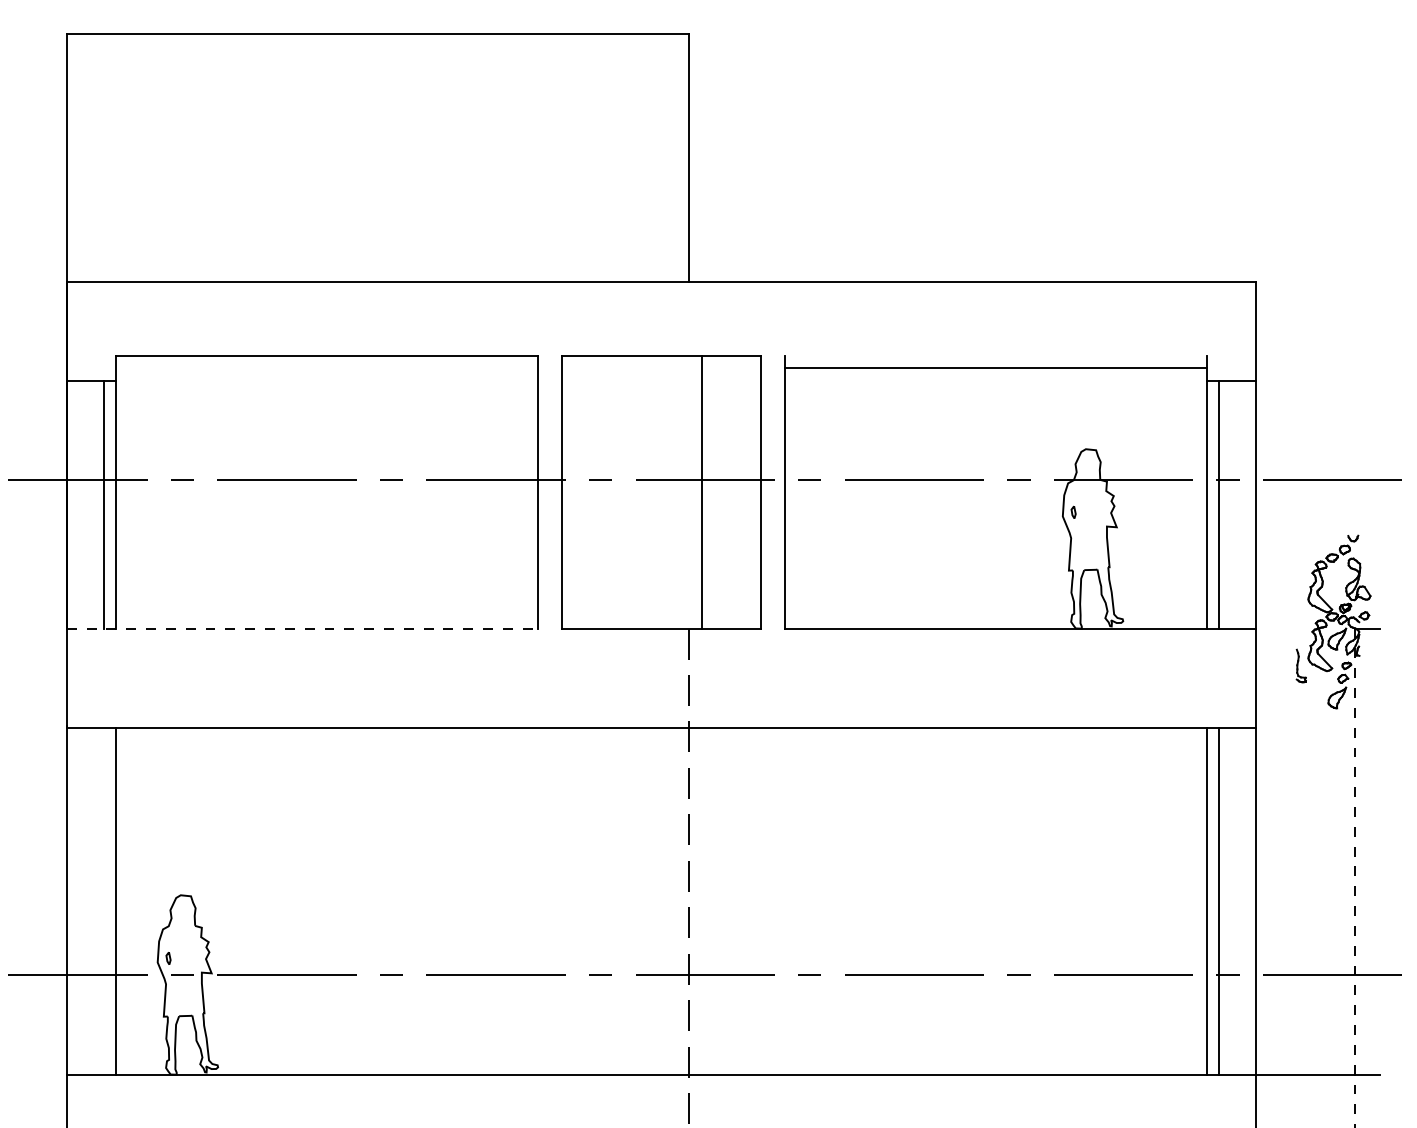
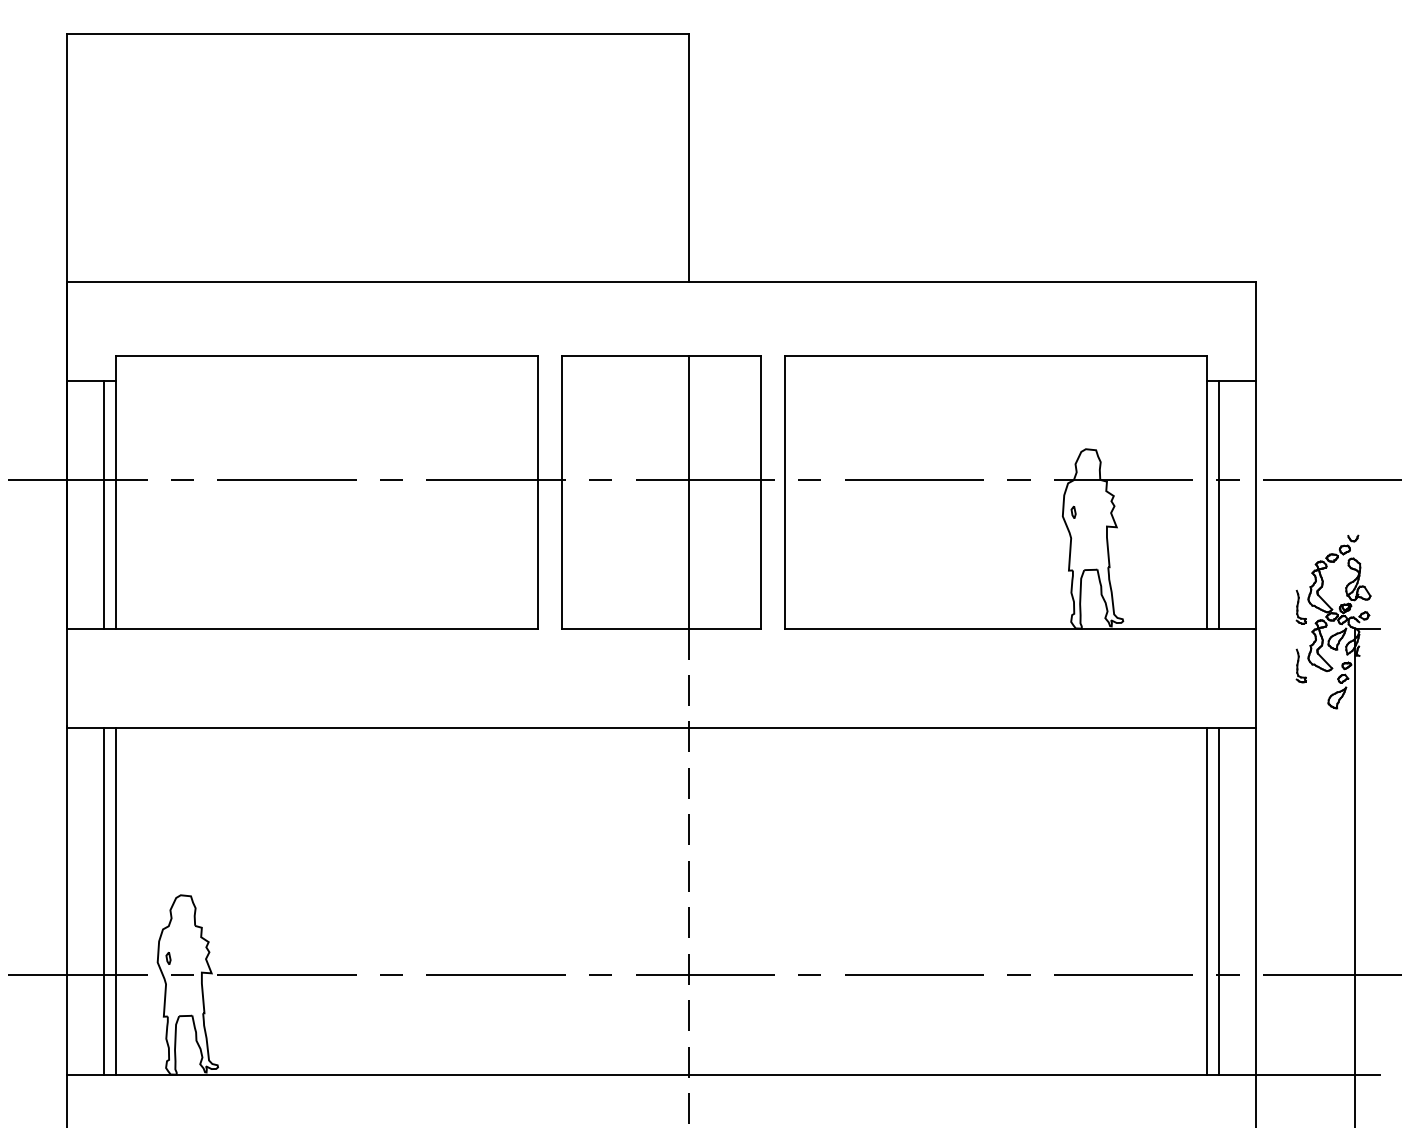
line position: (995, 367) -> (995, 355) (995, 355)
line position: (702, 491) -> (689, 491) (689, 491)
part: none -> present (1300, 606)
line: dashed -> solid (302, 628)
line: dashed -> solid (1355, 878)
line: none -> present (103, 900)
